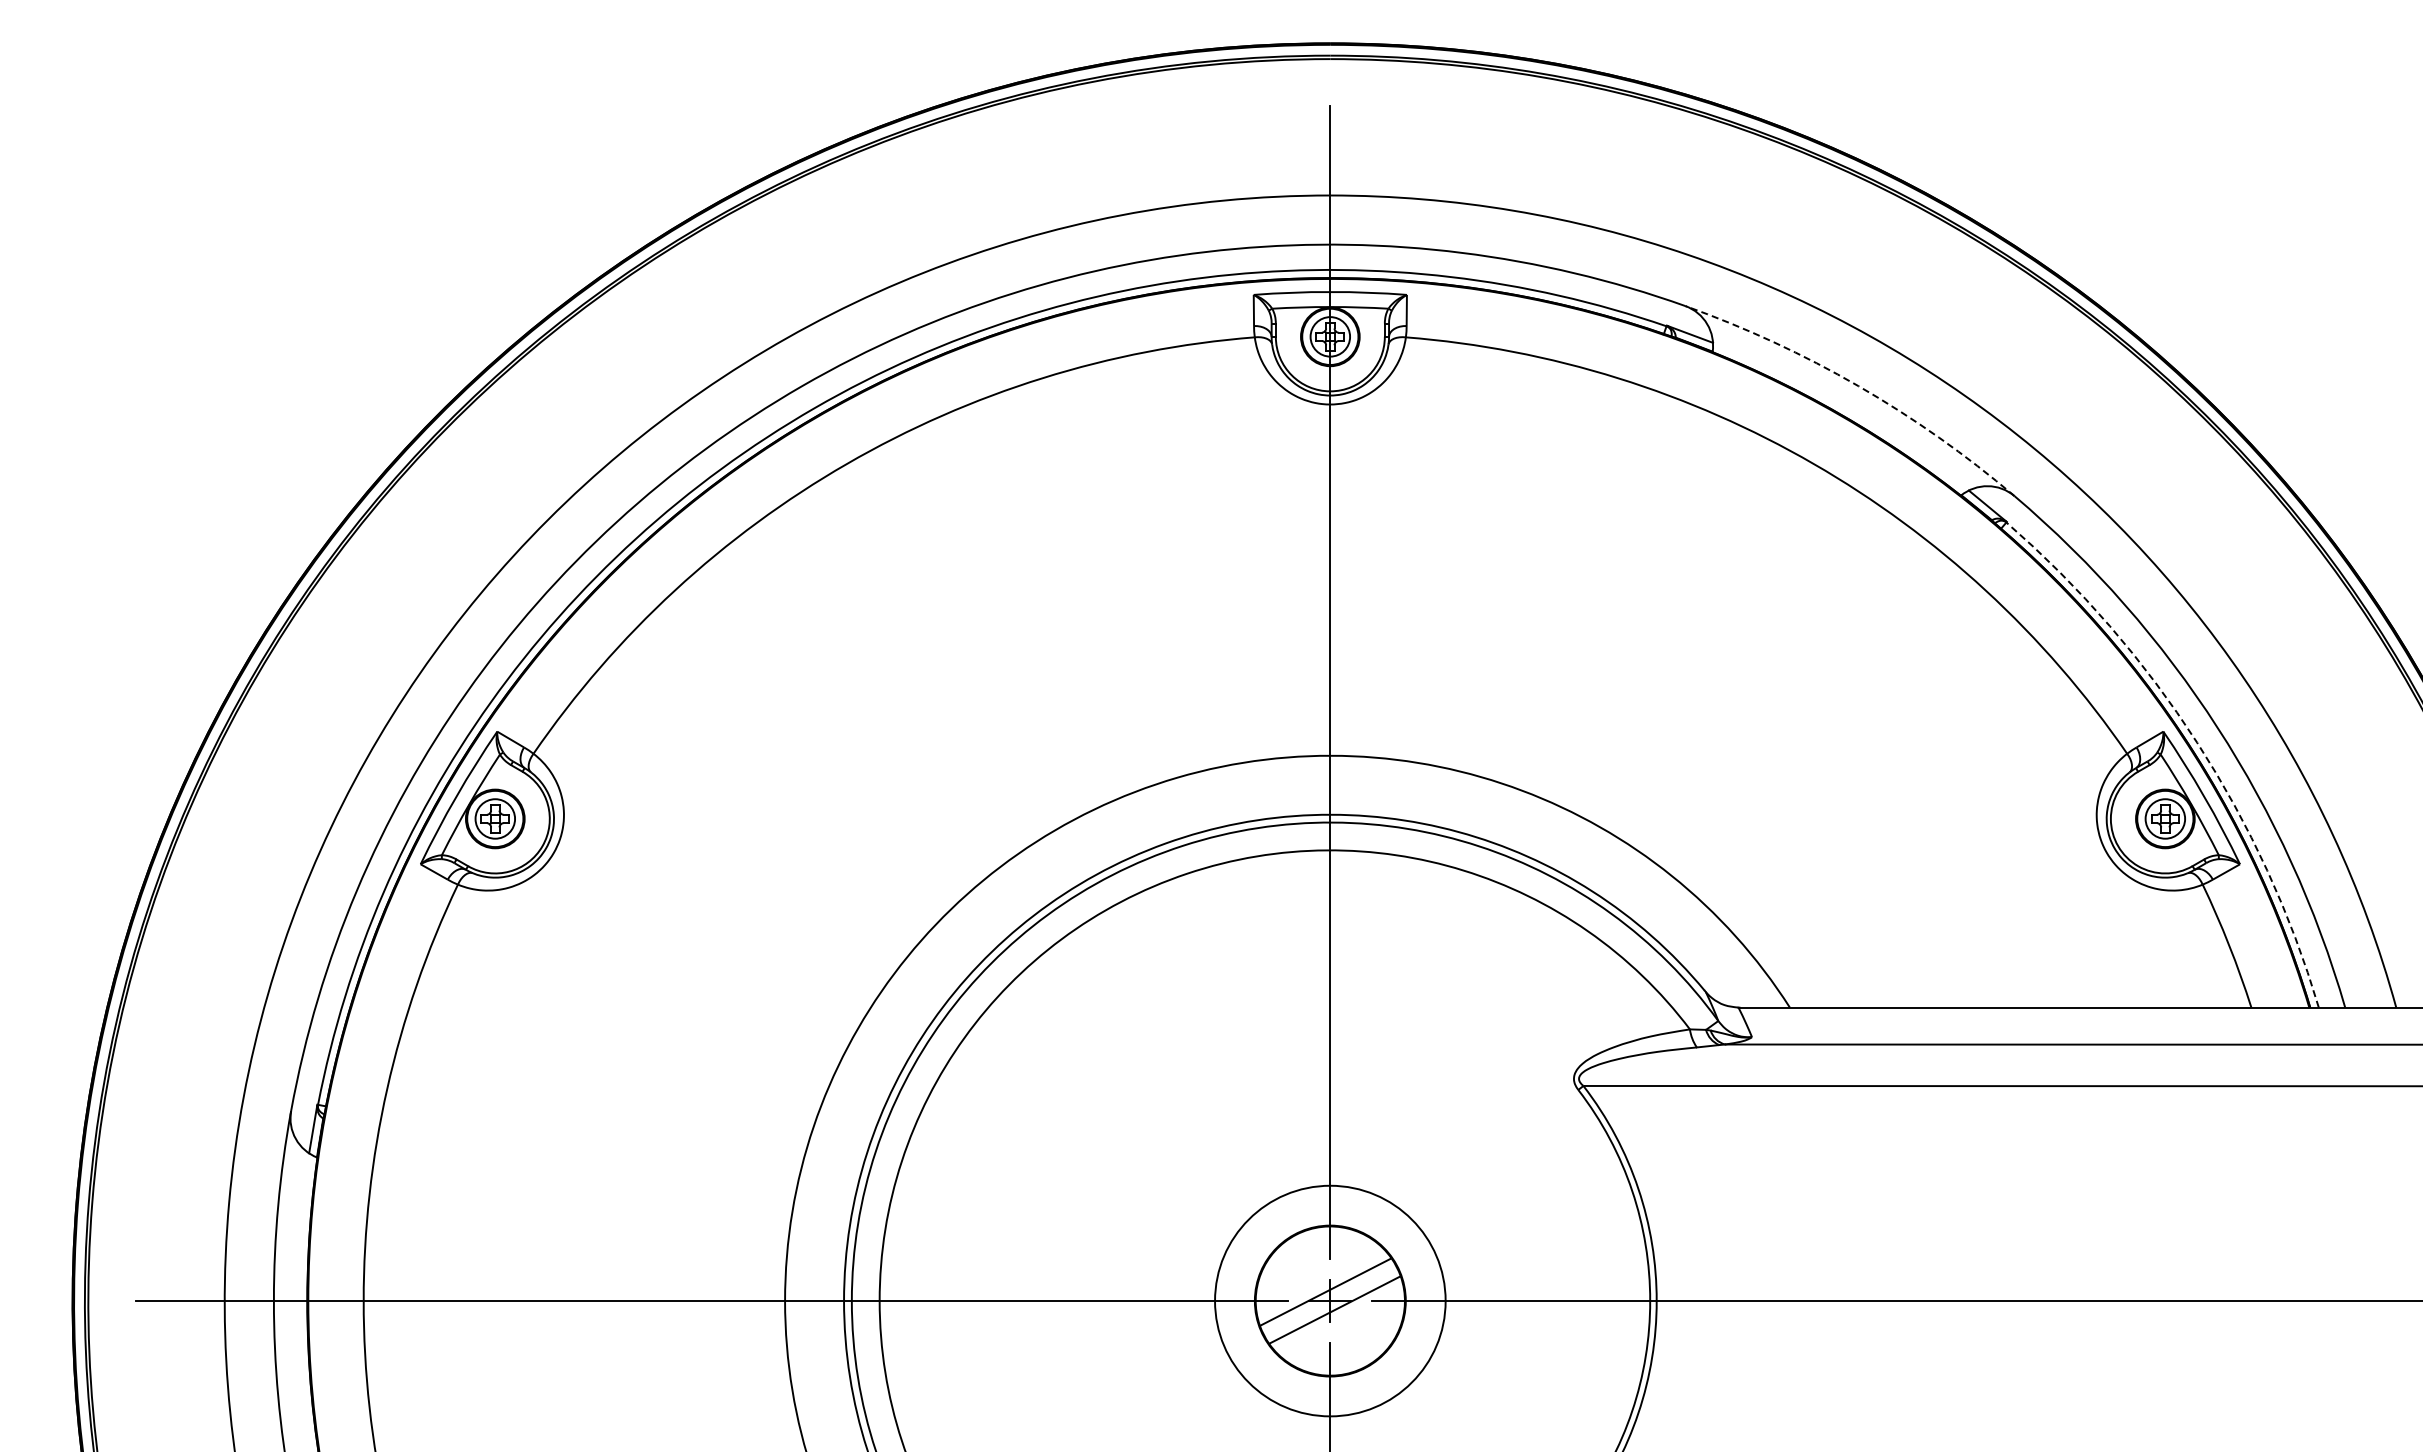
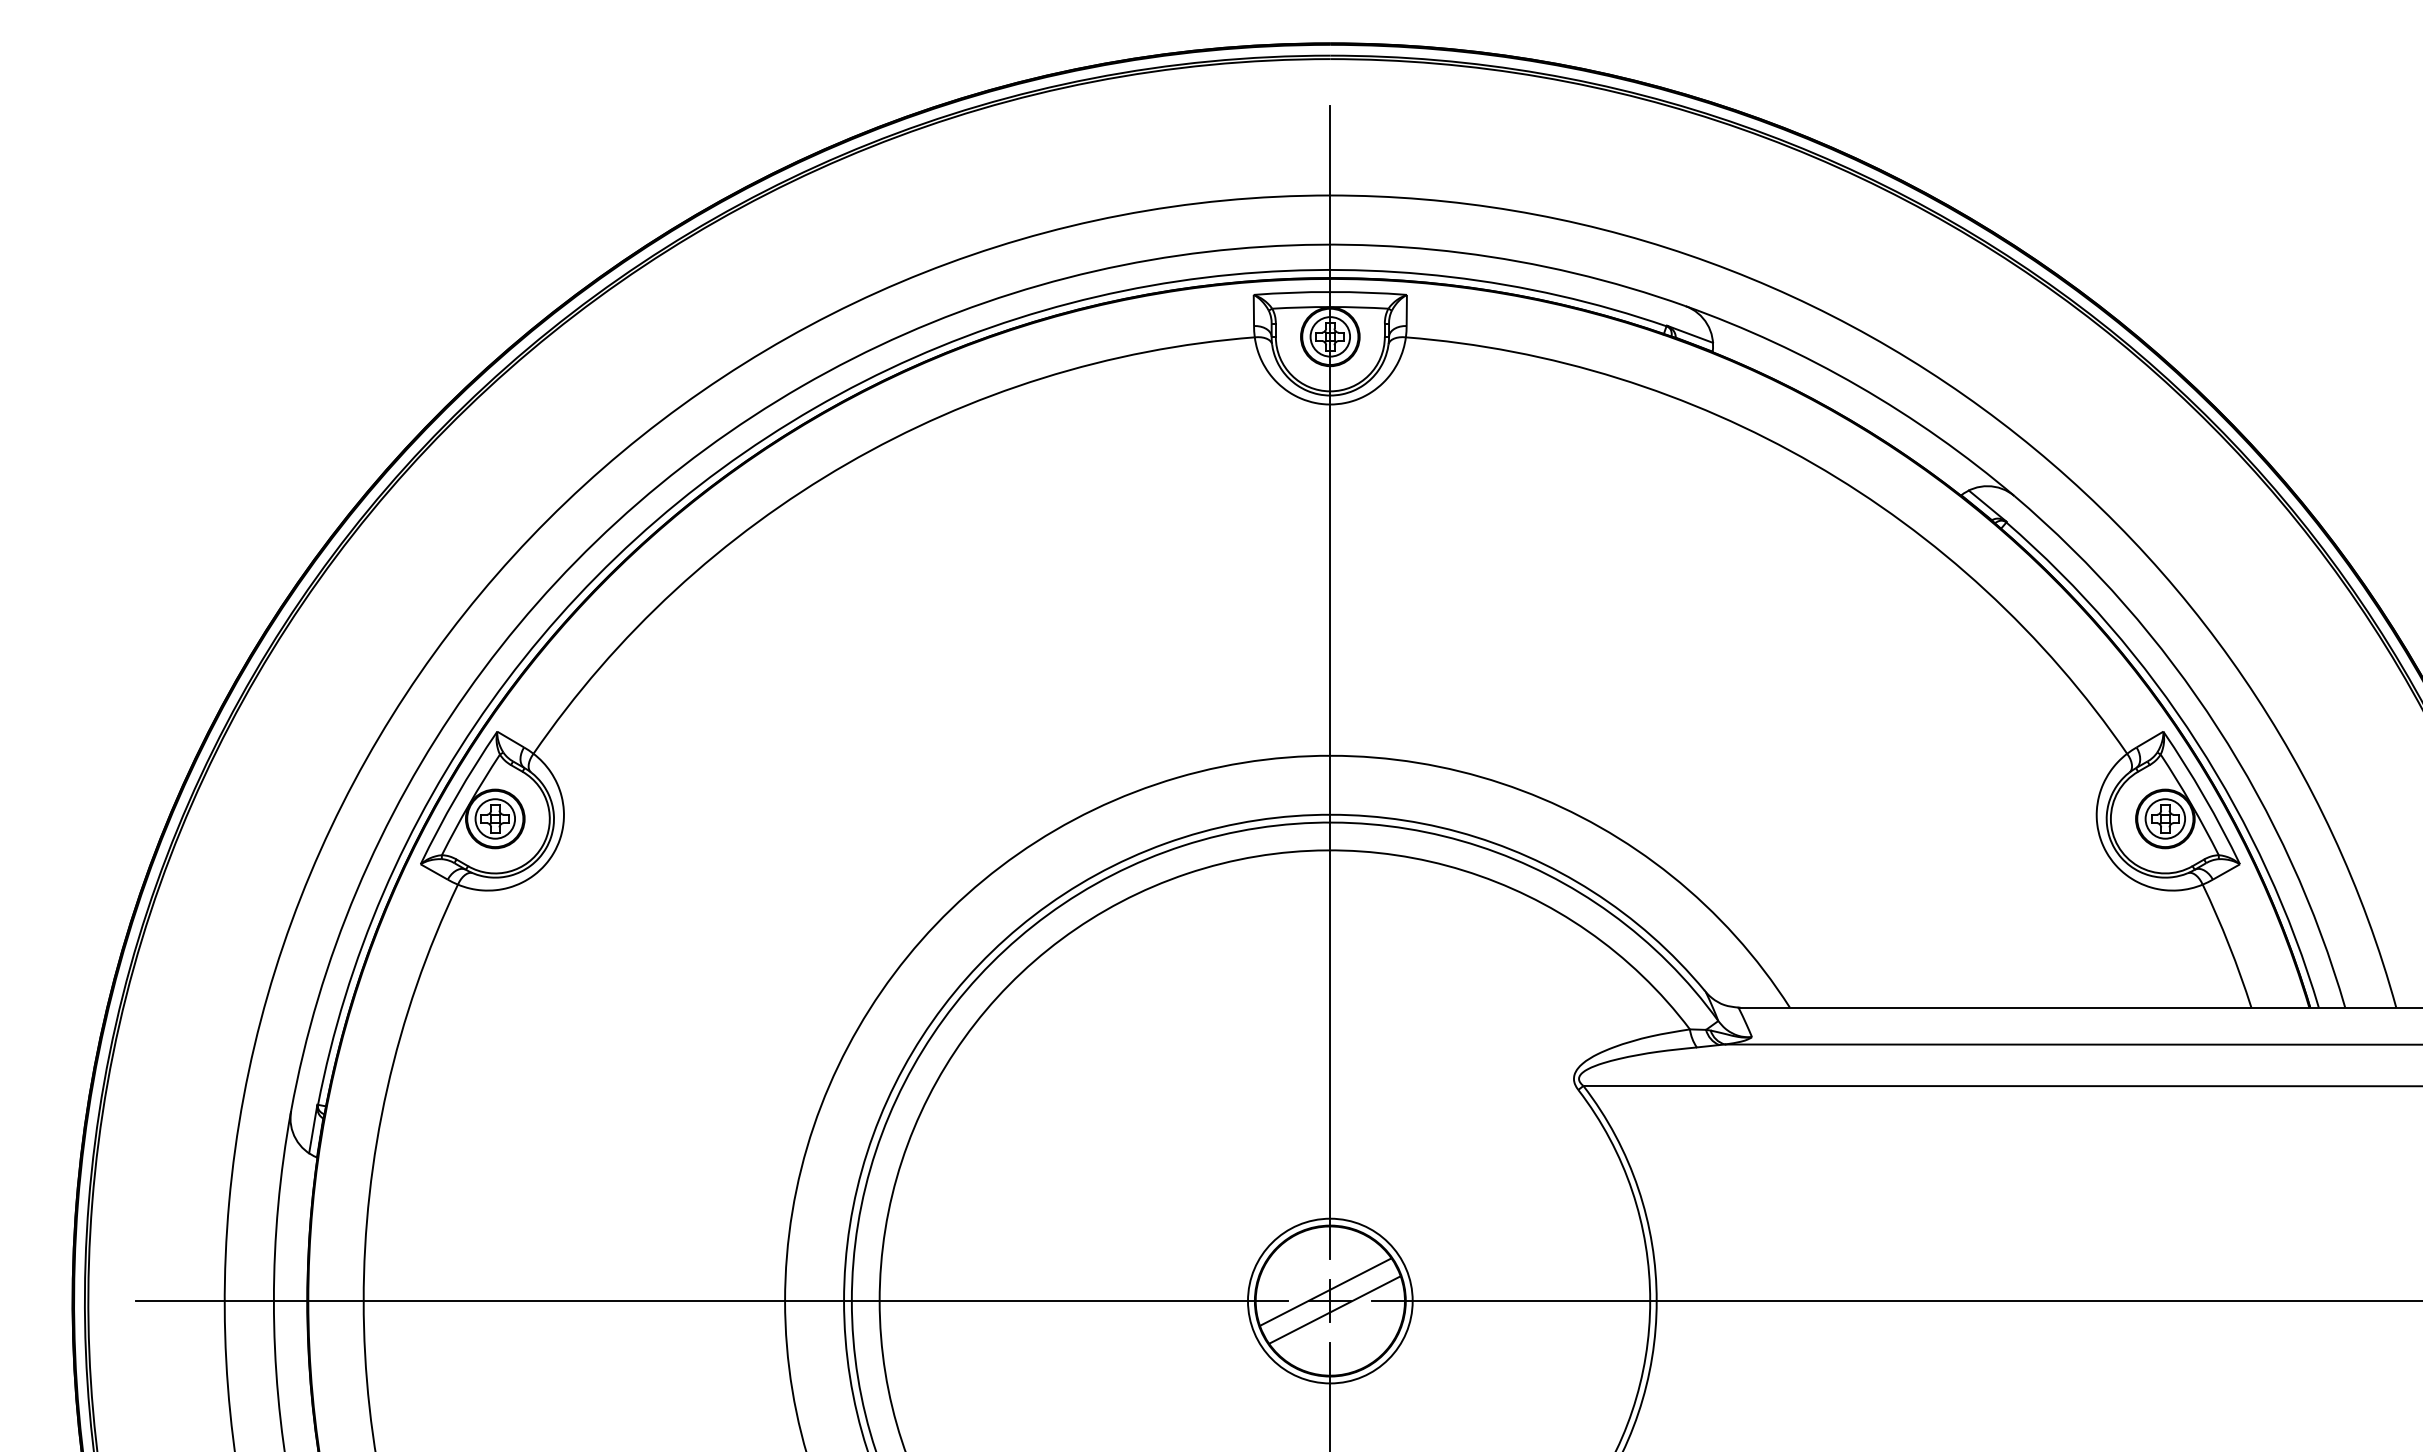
arc: dashed -> solid (1858, 386)
arc: dashed -> solid (2197, 742)
circle diameter: 231 px -> 165 px (1329, 1300)
